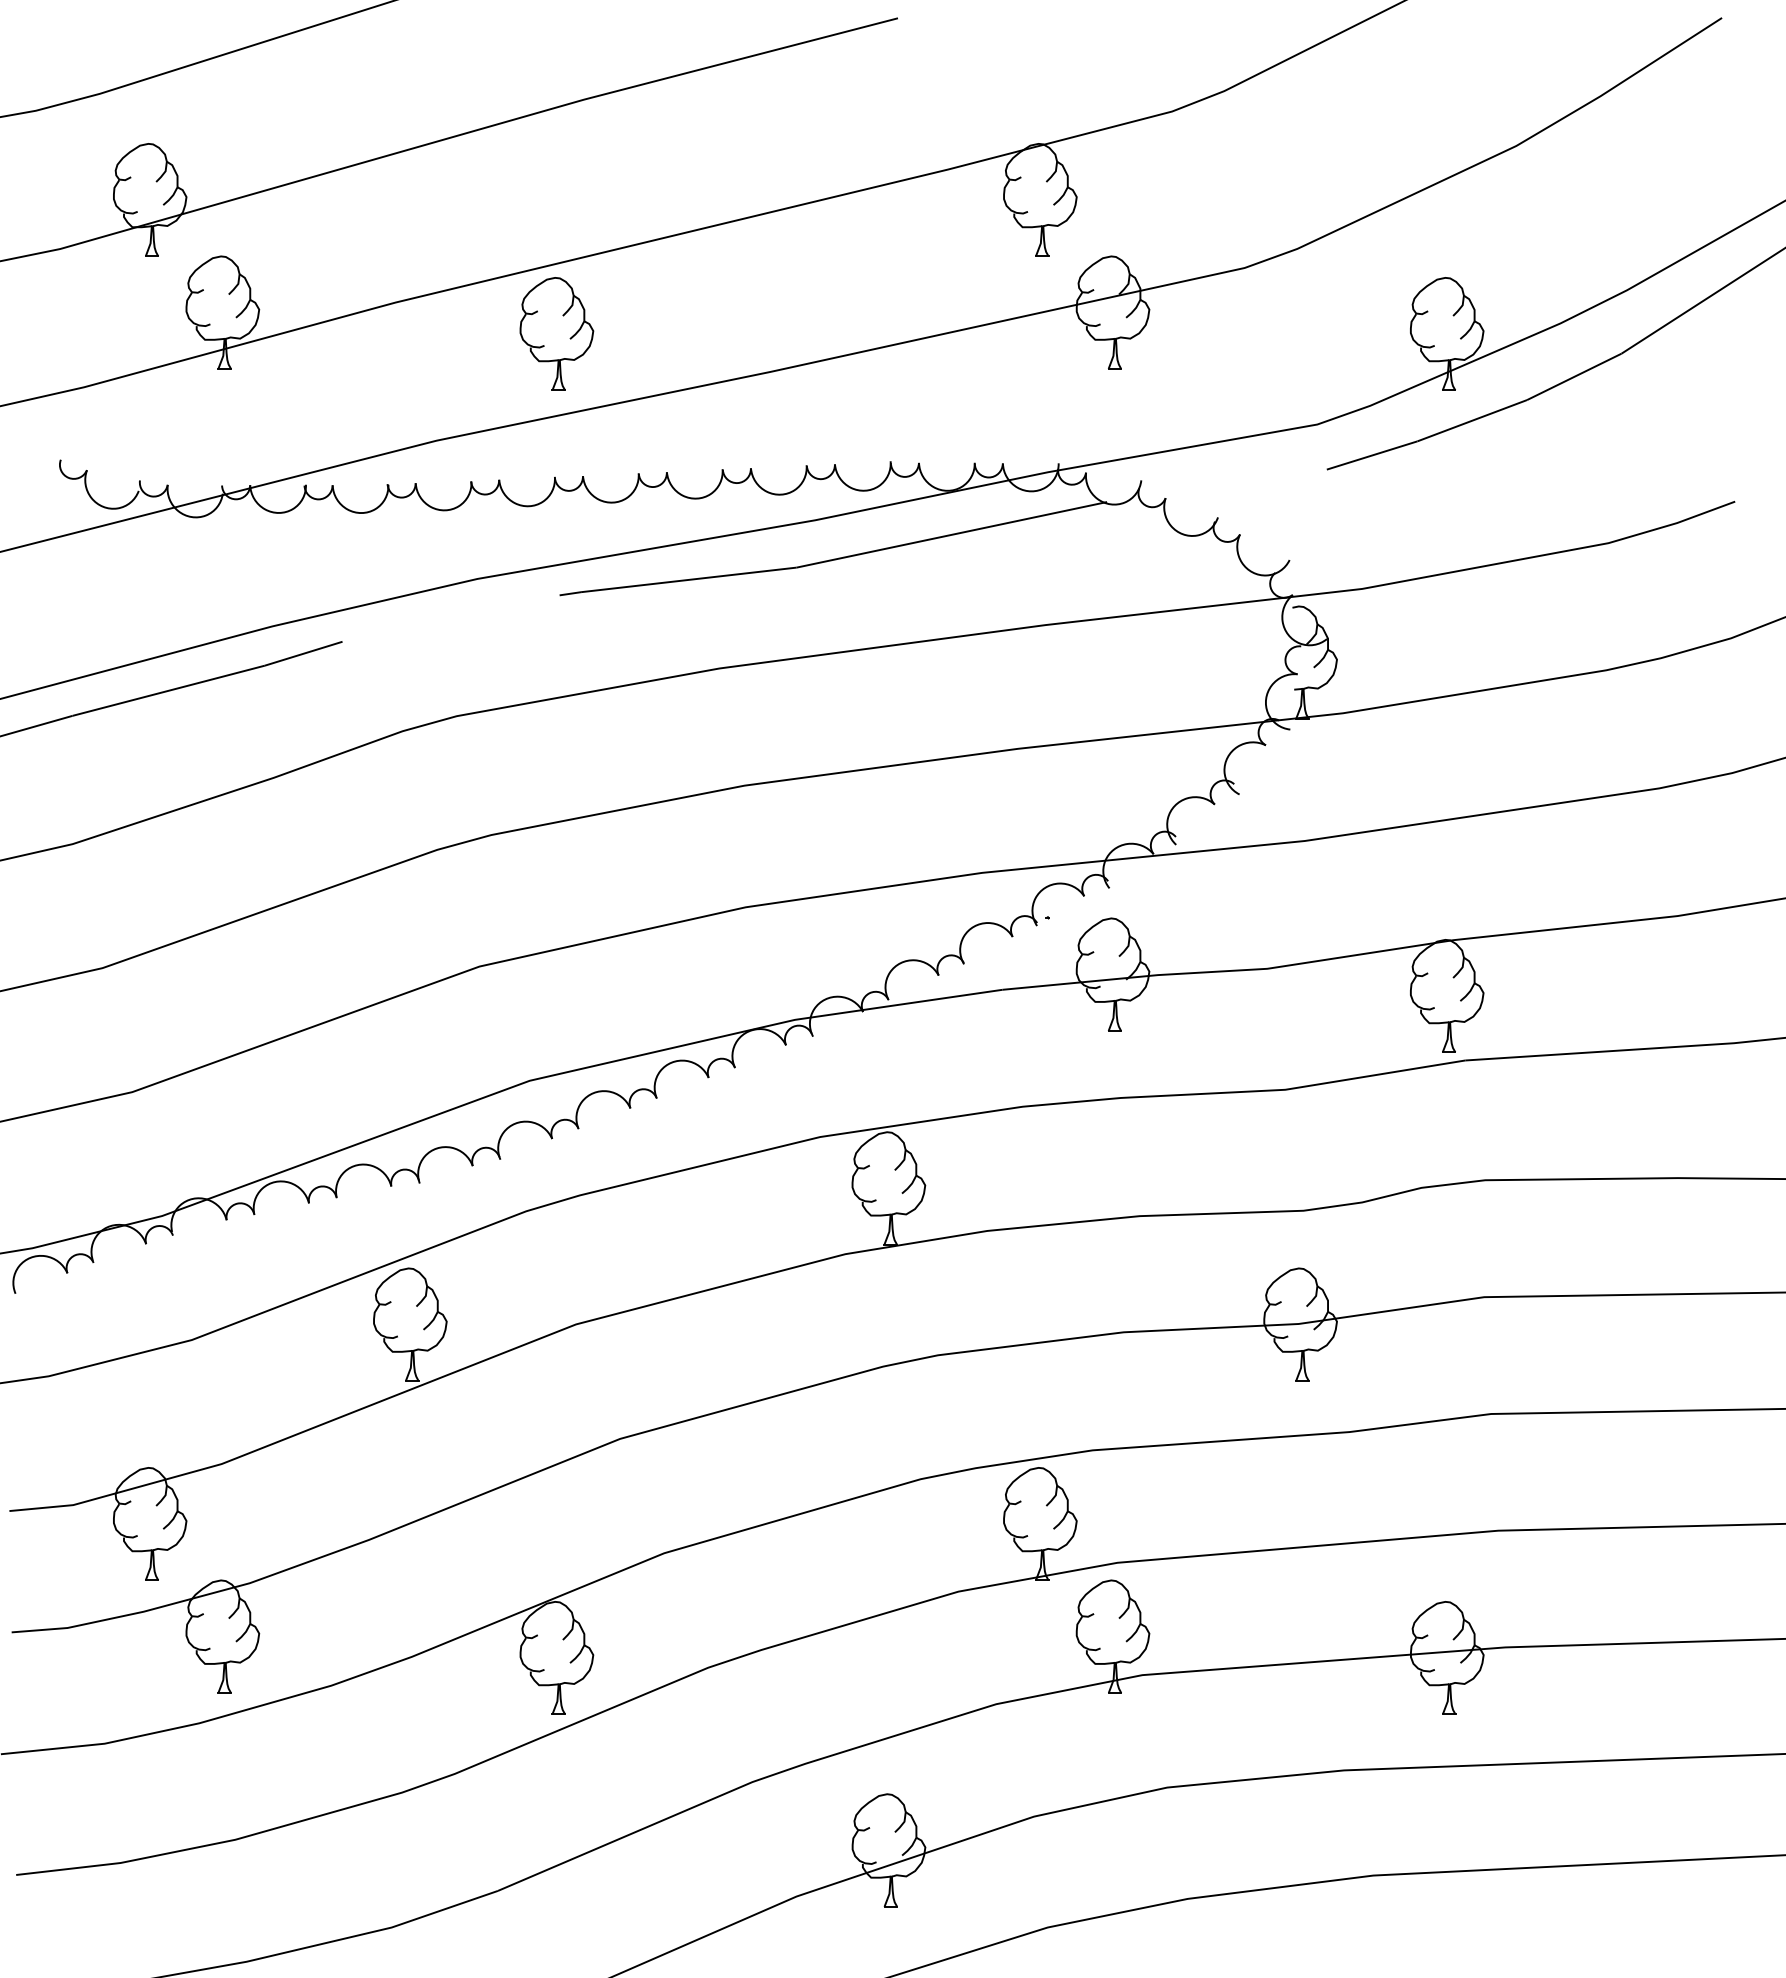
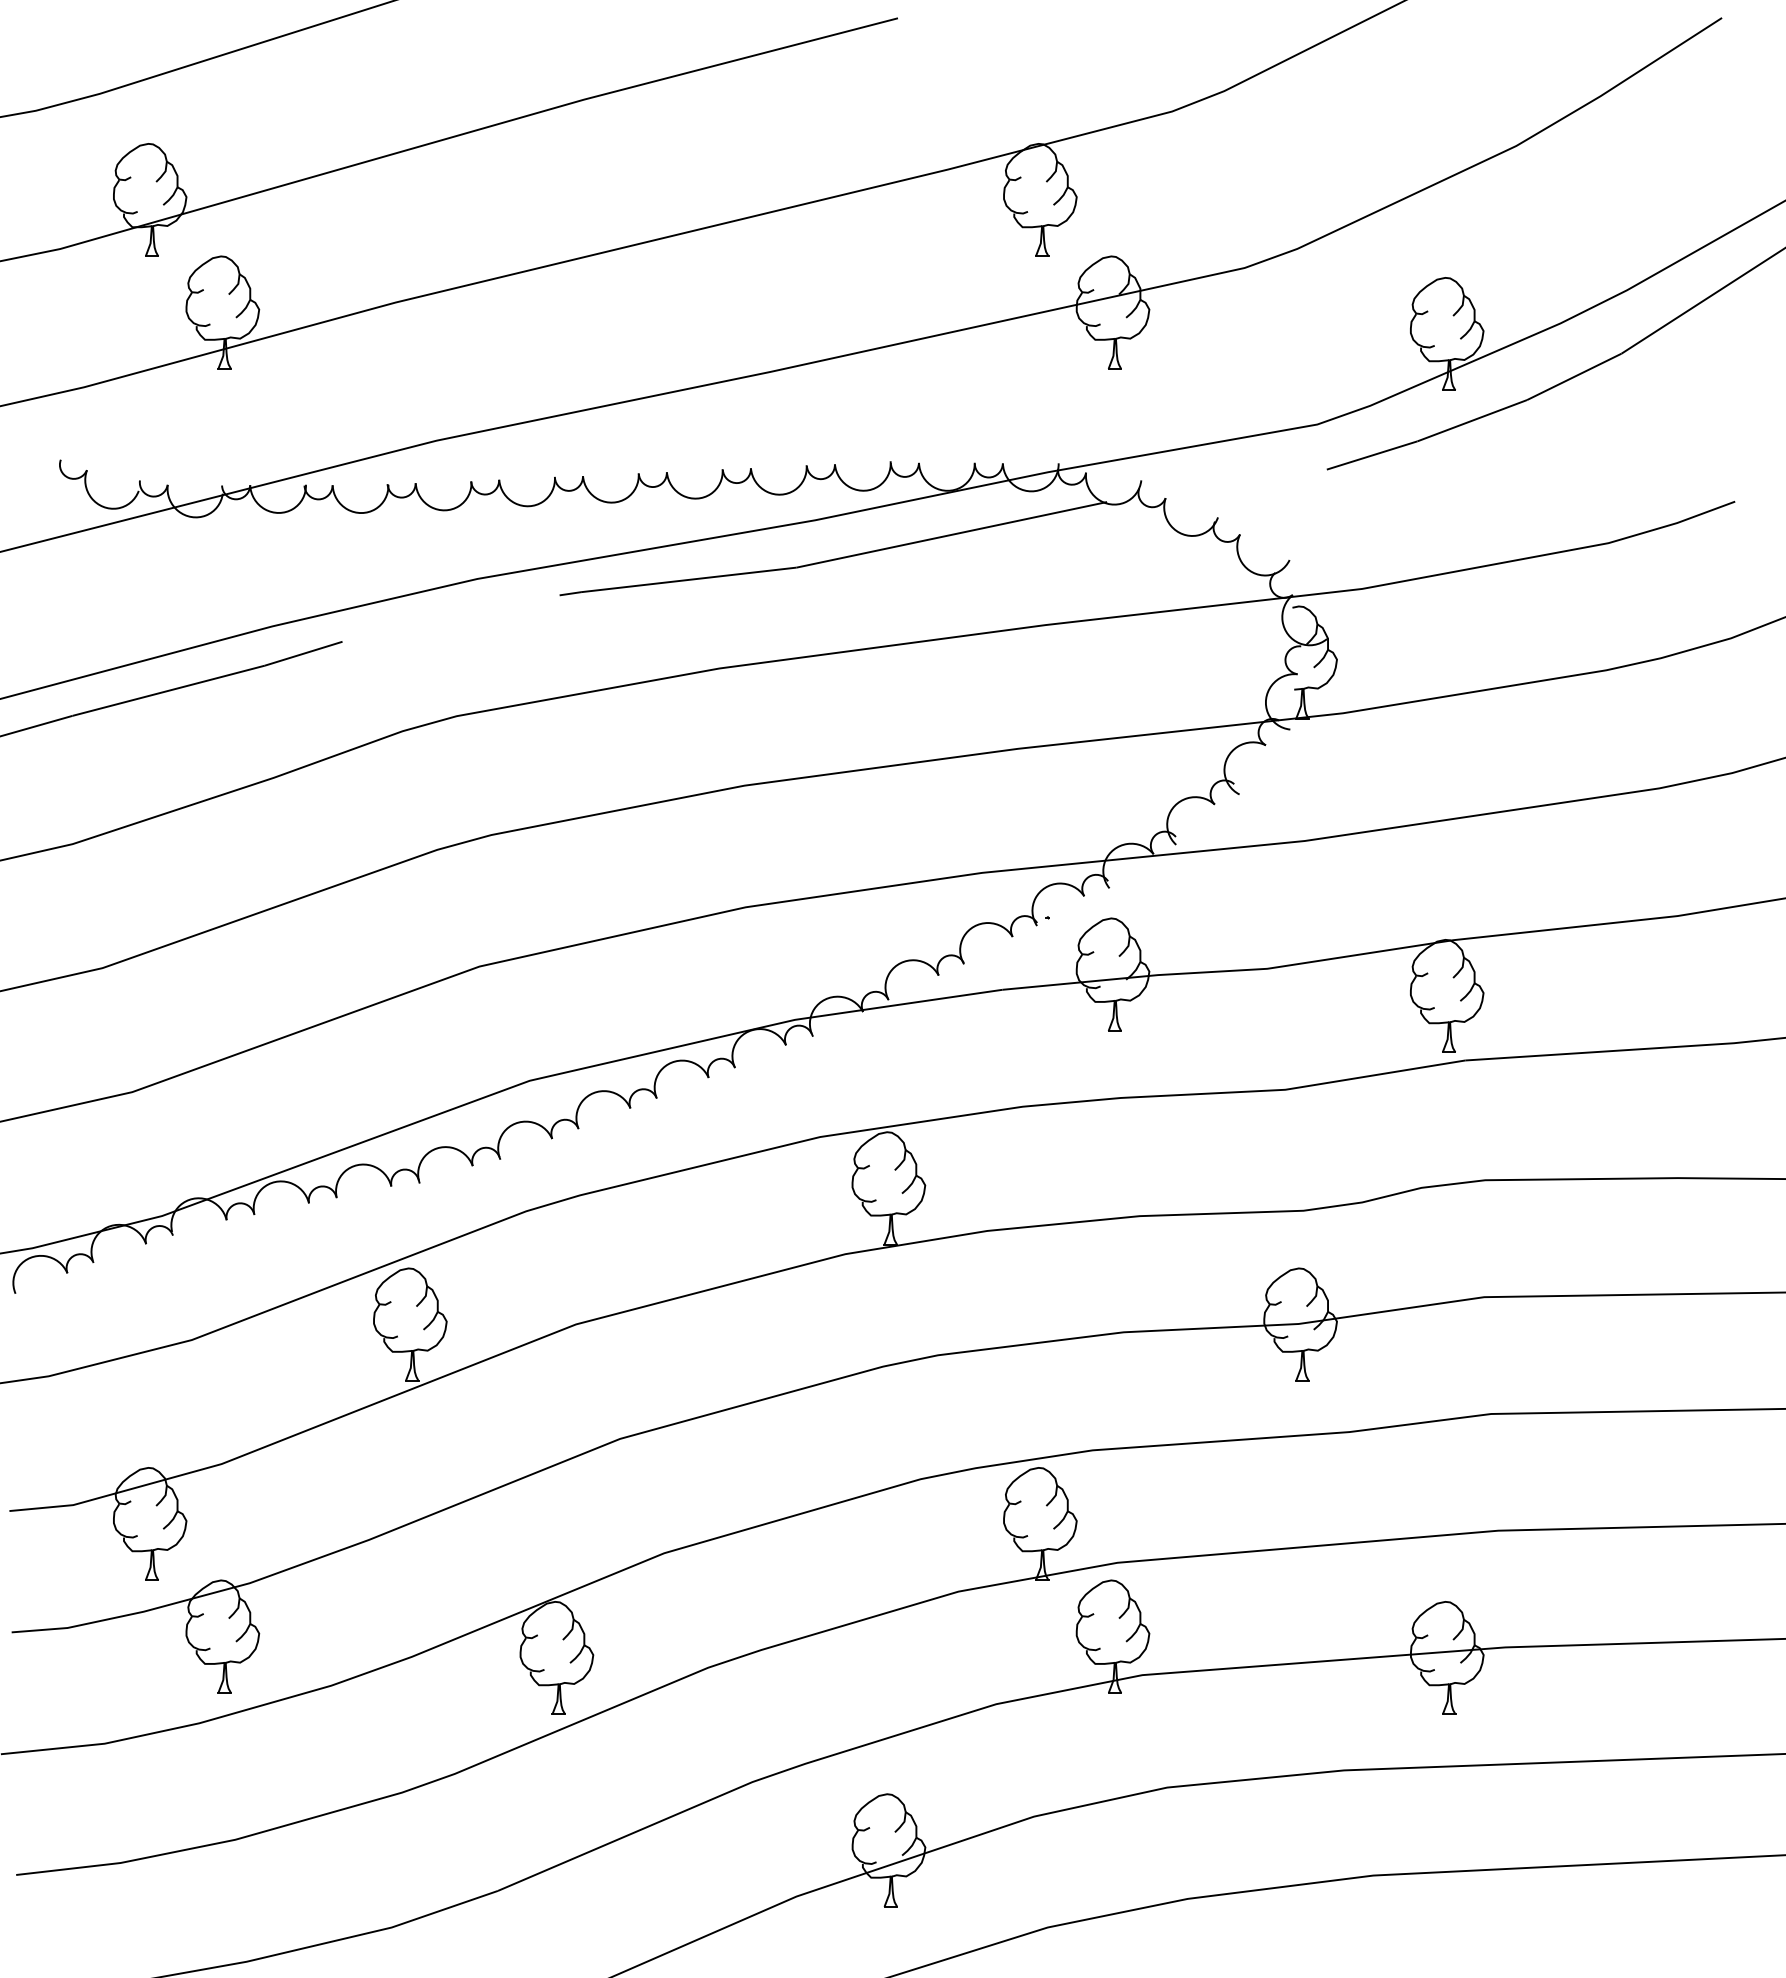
part: present -> none (556, 333)
